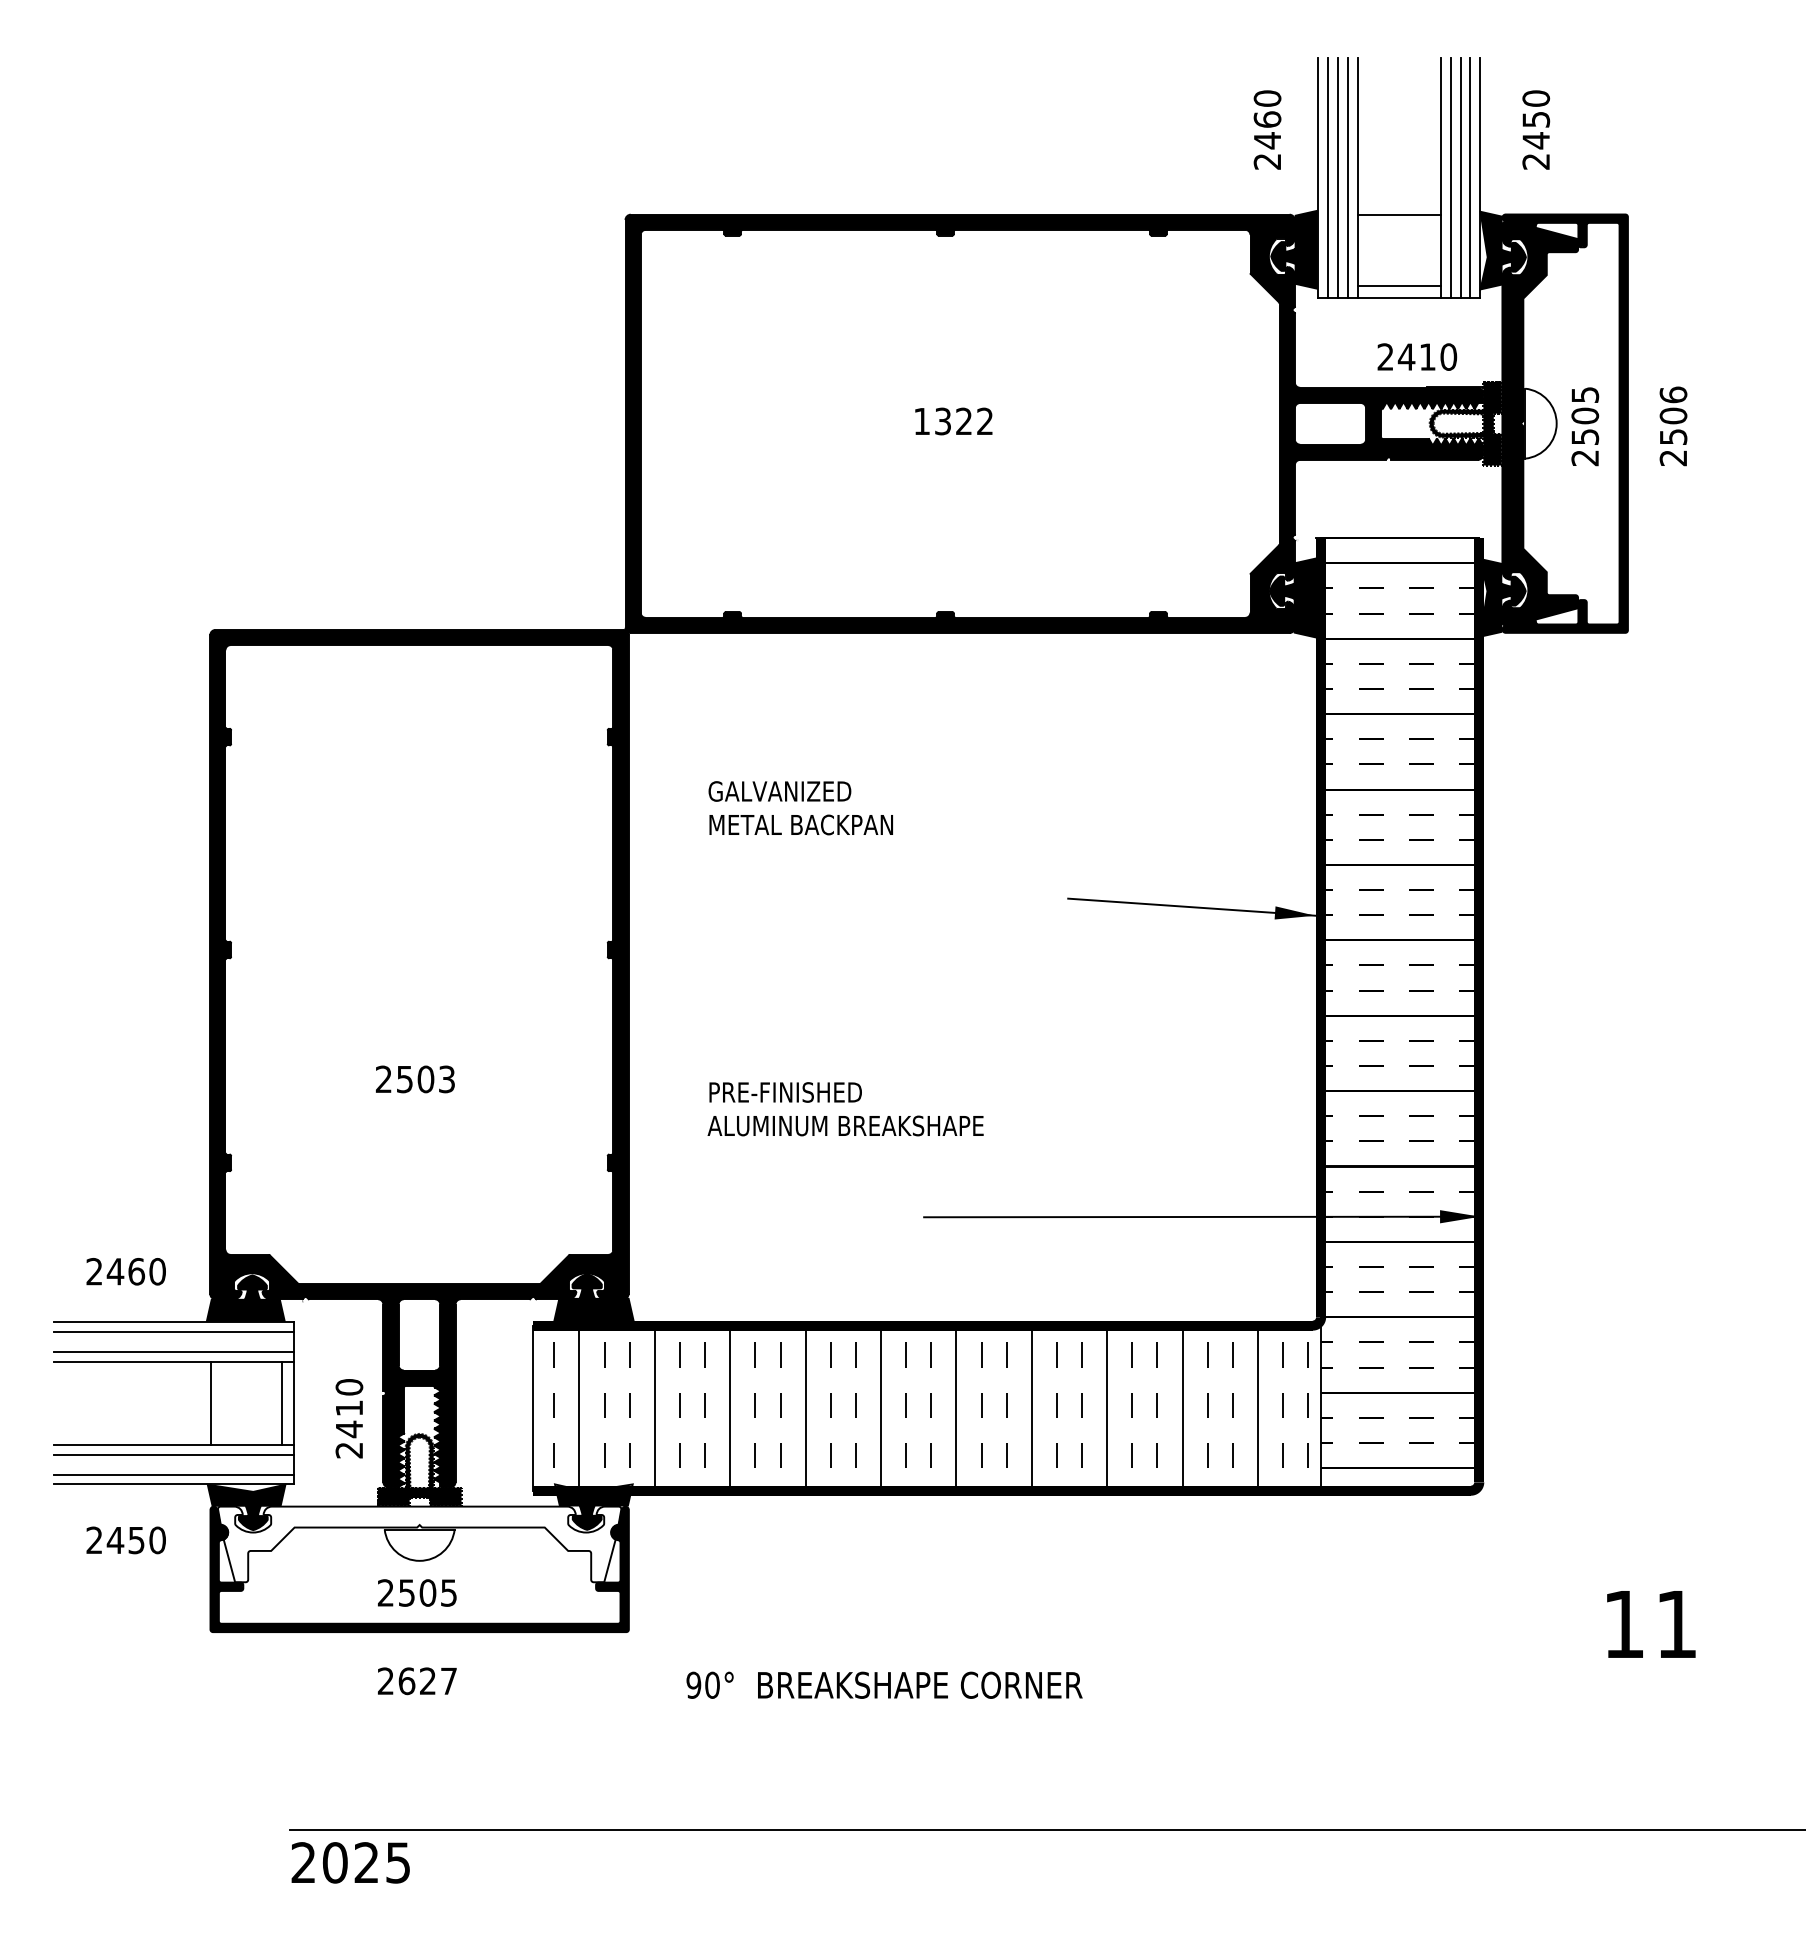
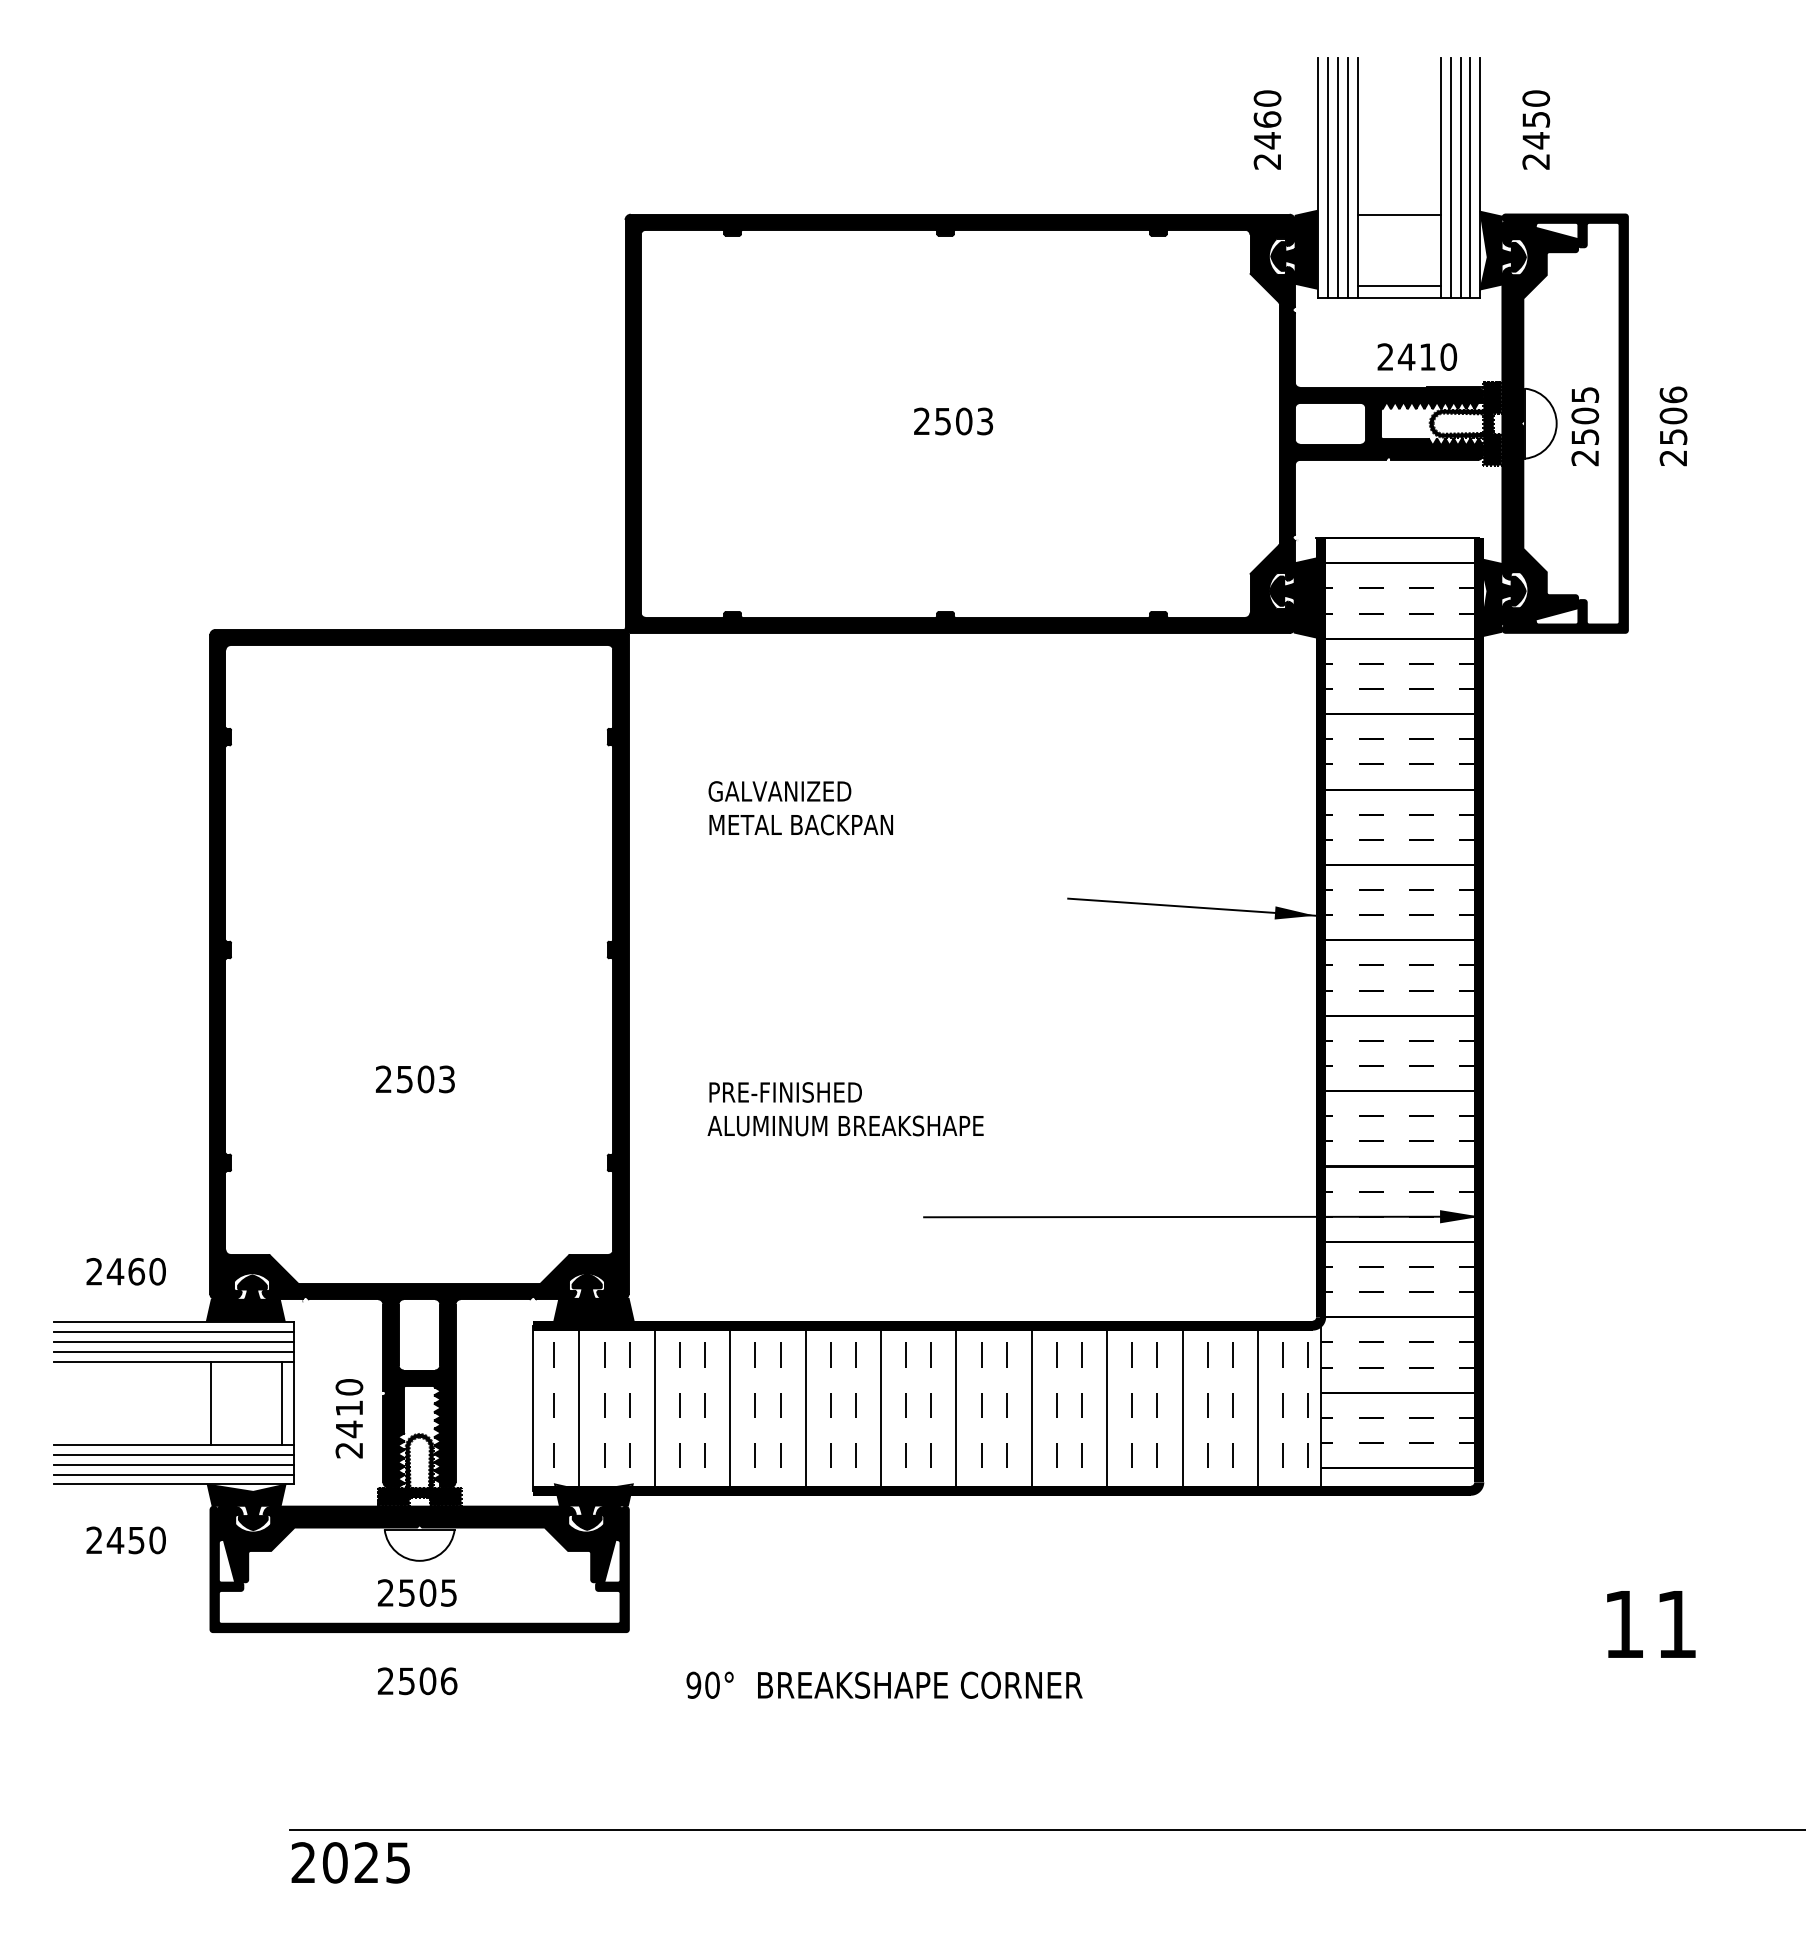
text: 1322 -> 2503 (953, 421)
line: none -> present (174, 1341)
line: none -> present (174, 1464)
fill: none -> present (419, 1544)
text: 2627 -> 2506 (427, 1681)
